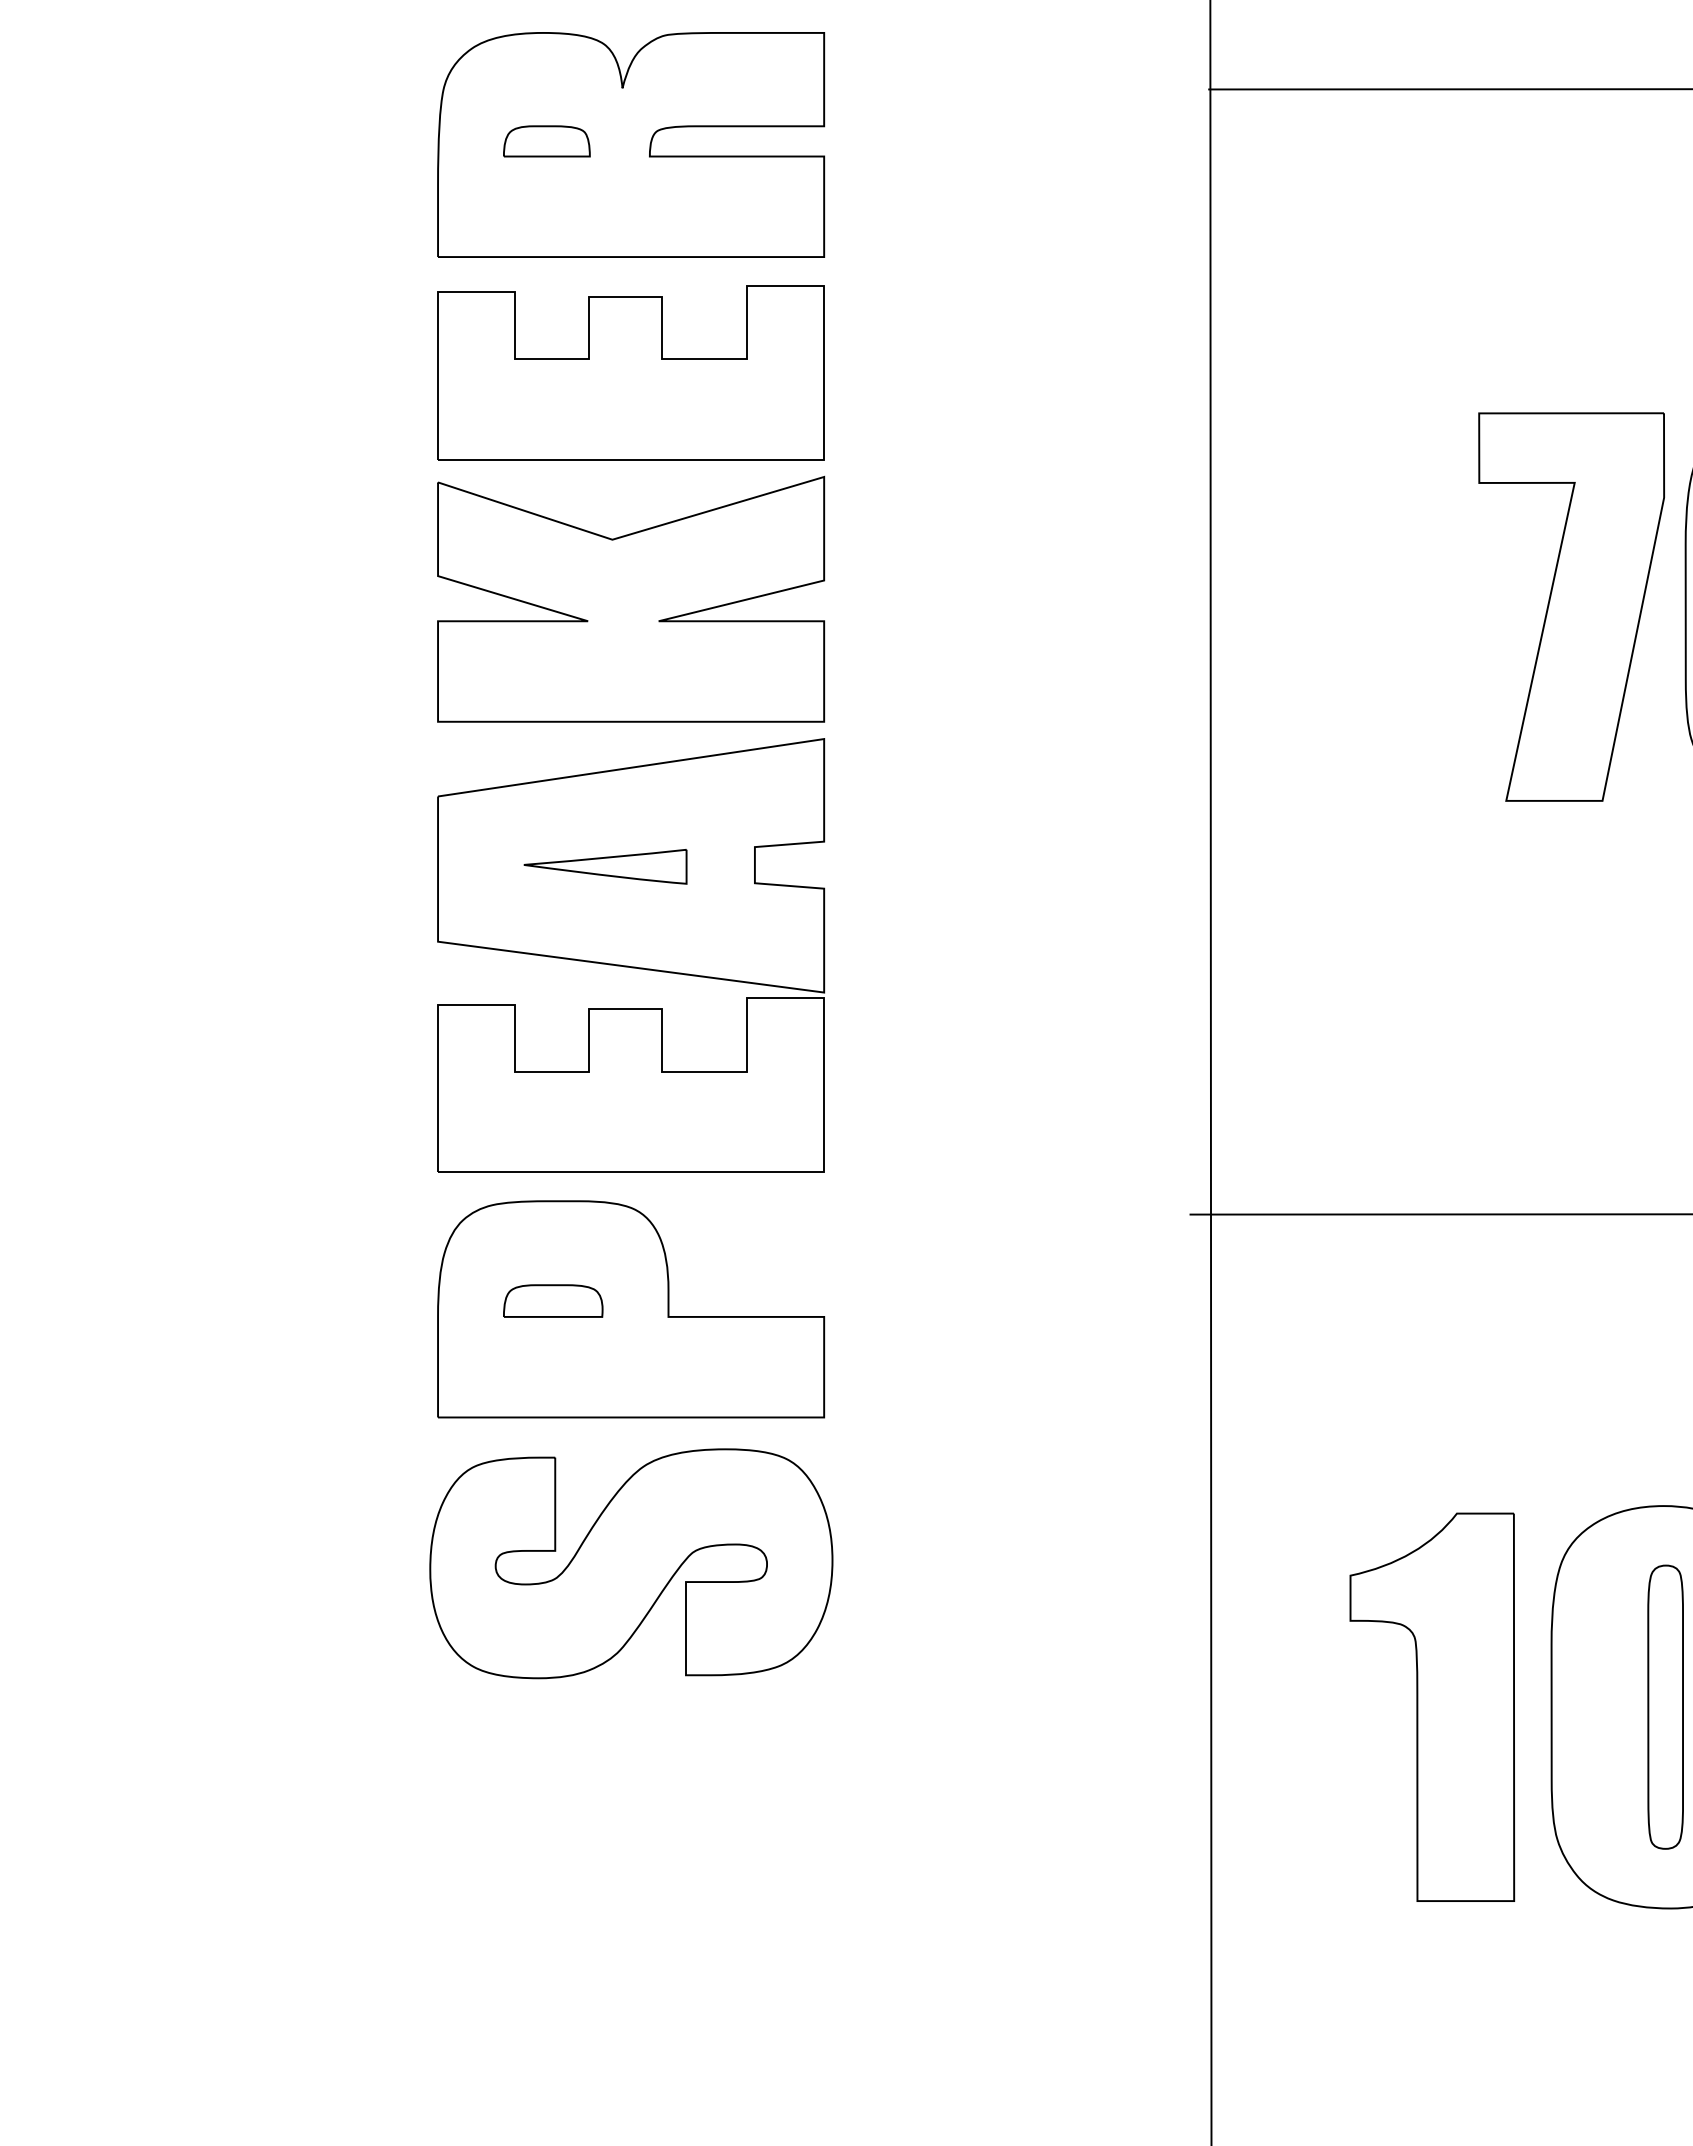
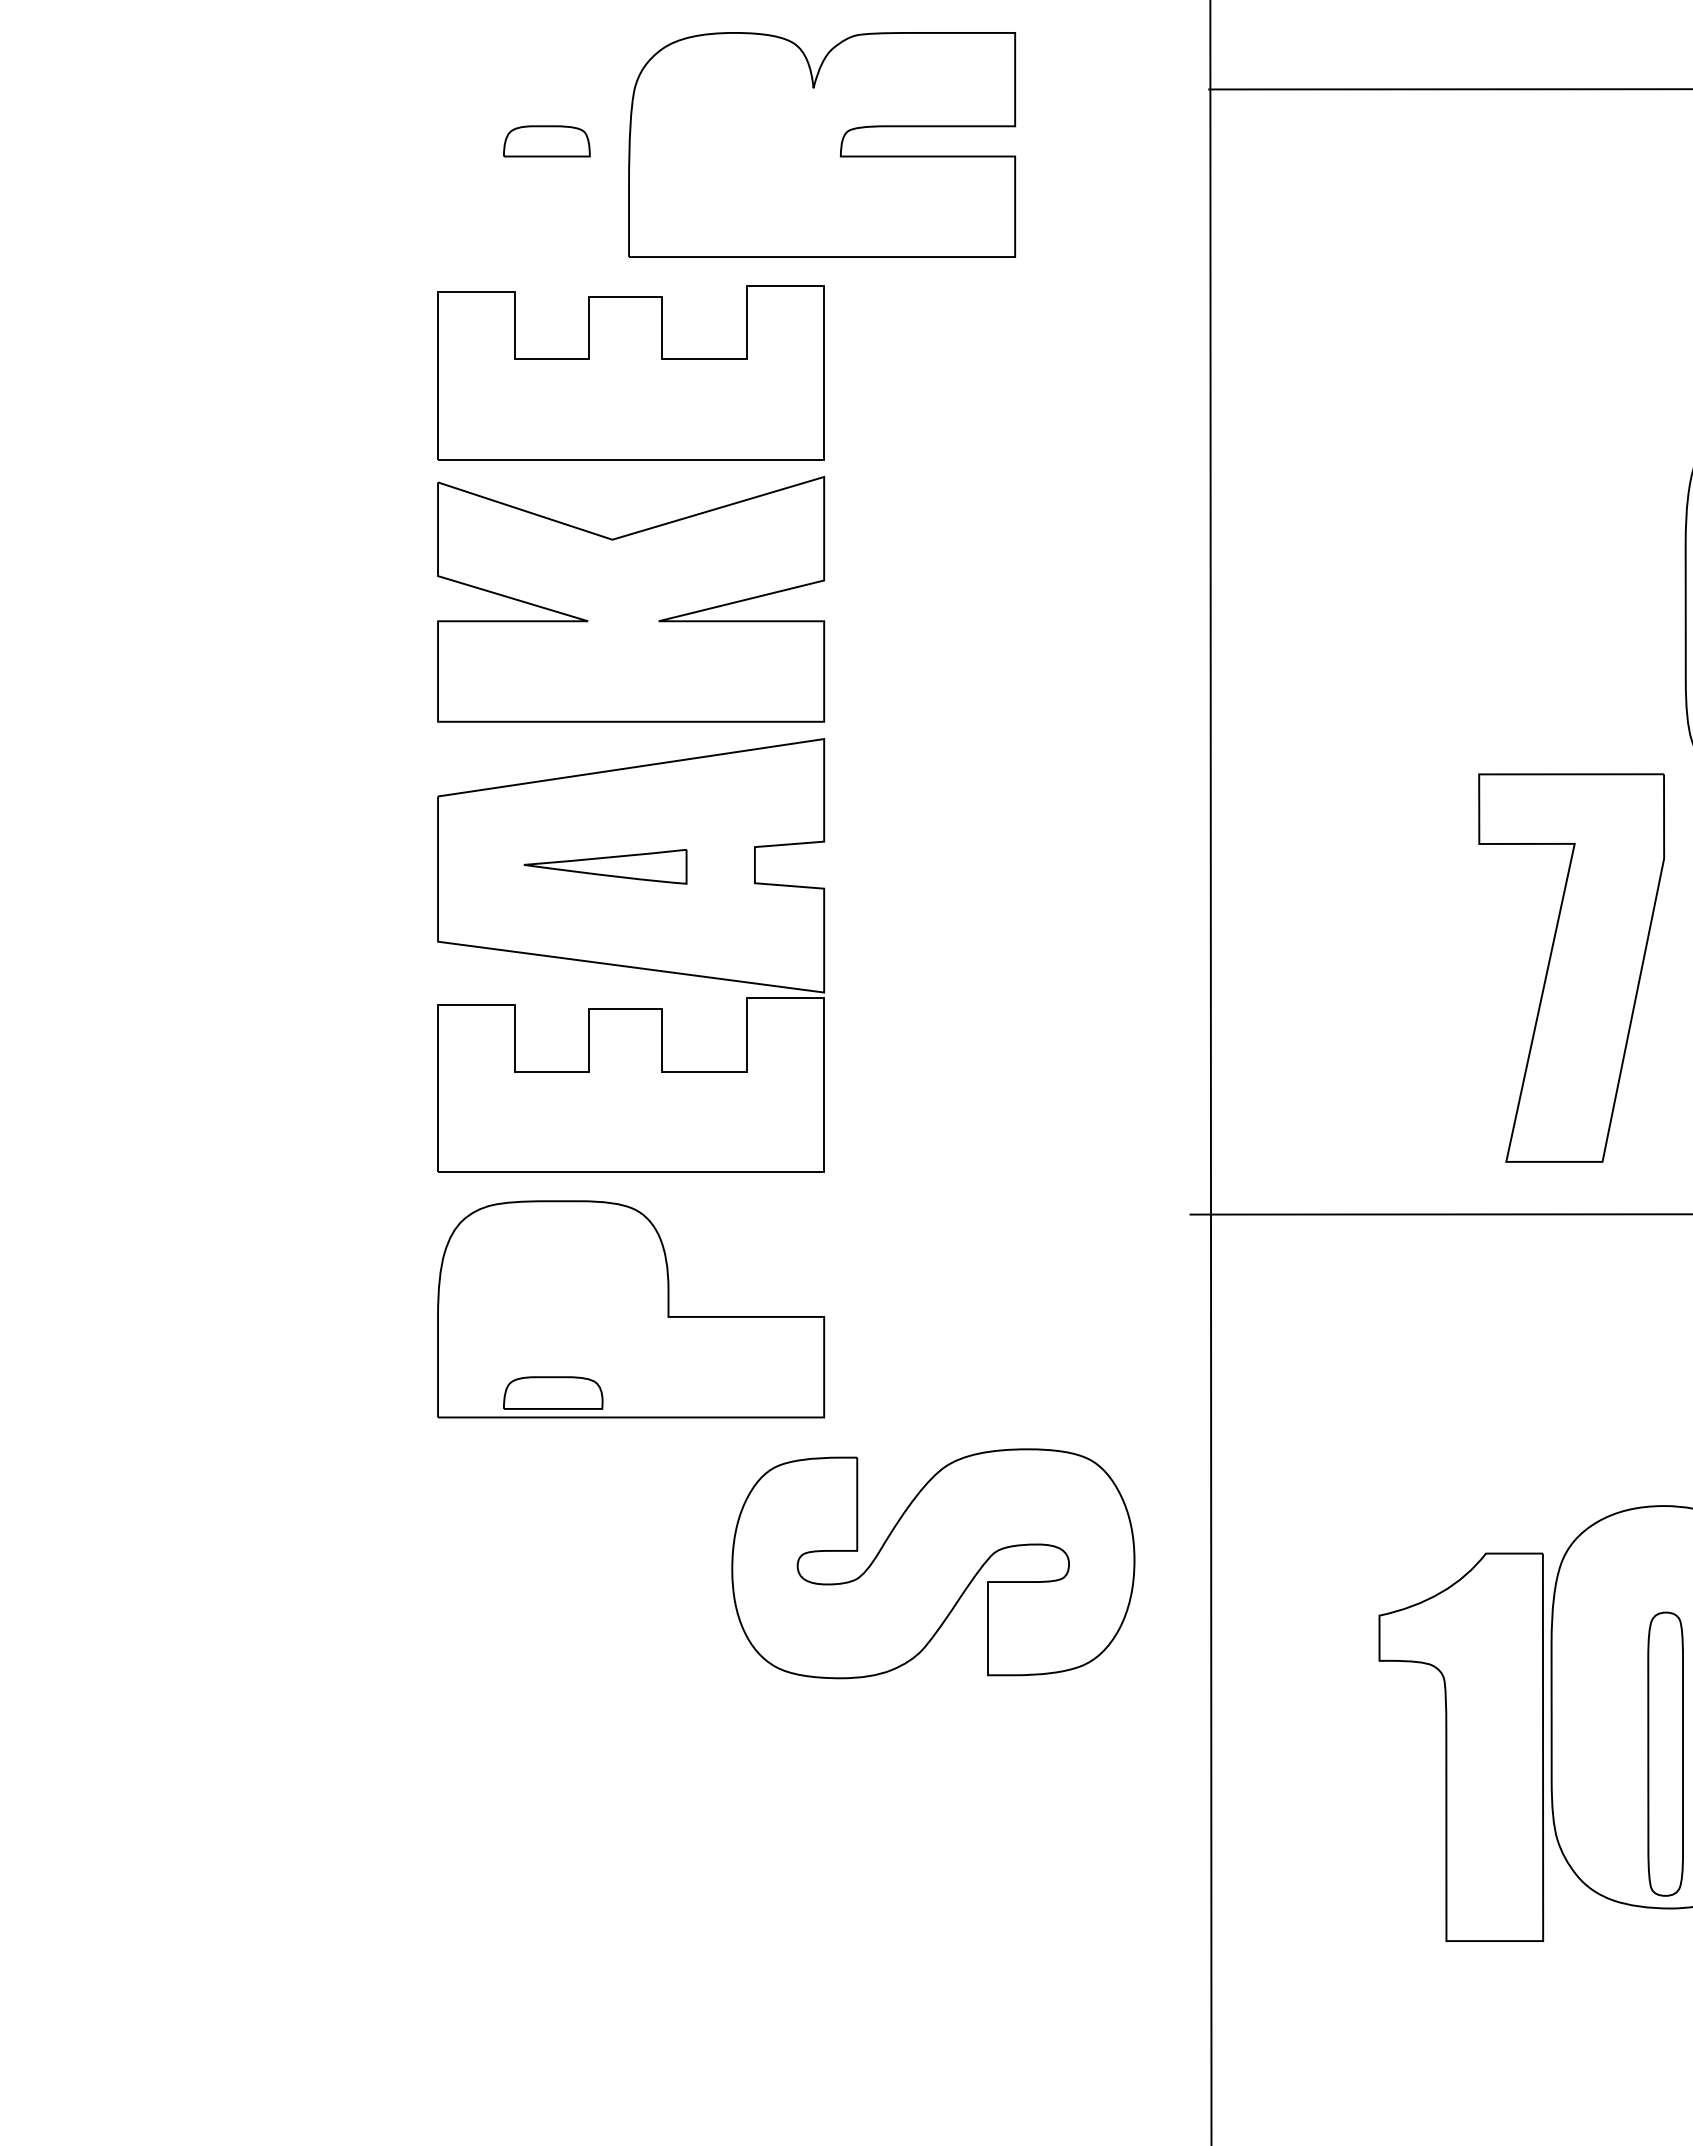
part position: (631, 144) -> (822, 144) (822, 144)
part position: (1571, 606) -> (1571, 967) (1571, 967)
part position: (553, 1300) -> (553, 1392) (553, 1392)
part position: (631, 1563) -> (933, 1563) (933, 1563)
part position: (1432, 1706) -> (1461, 1746) (1461, 1746)
part position: (1665, 1706) -> (1665, 1753) (1665, 1753)
